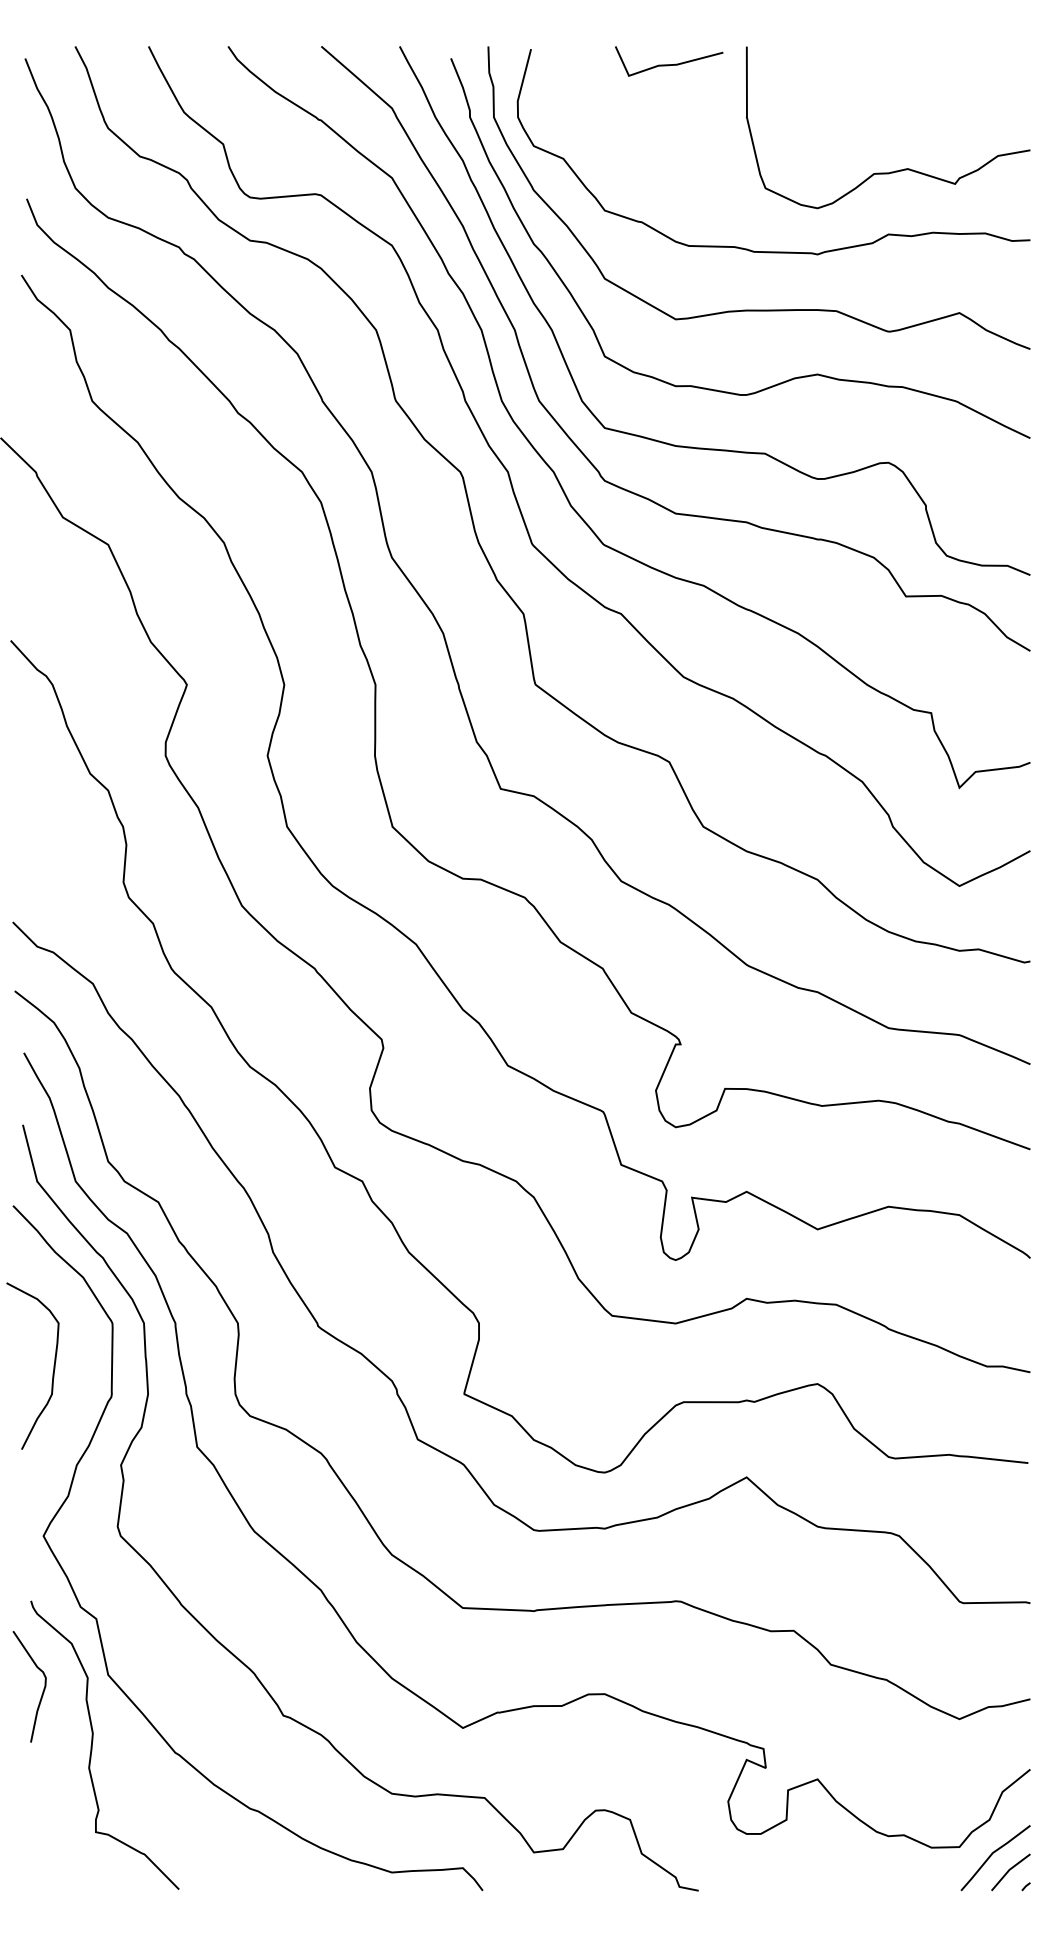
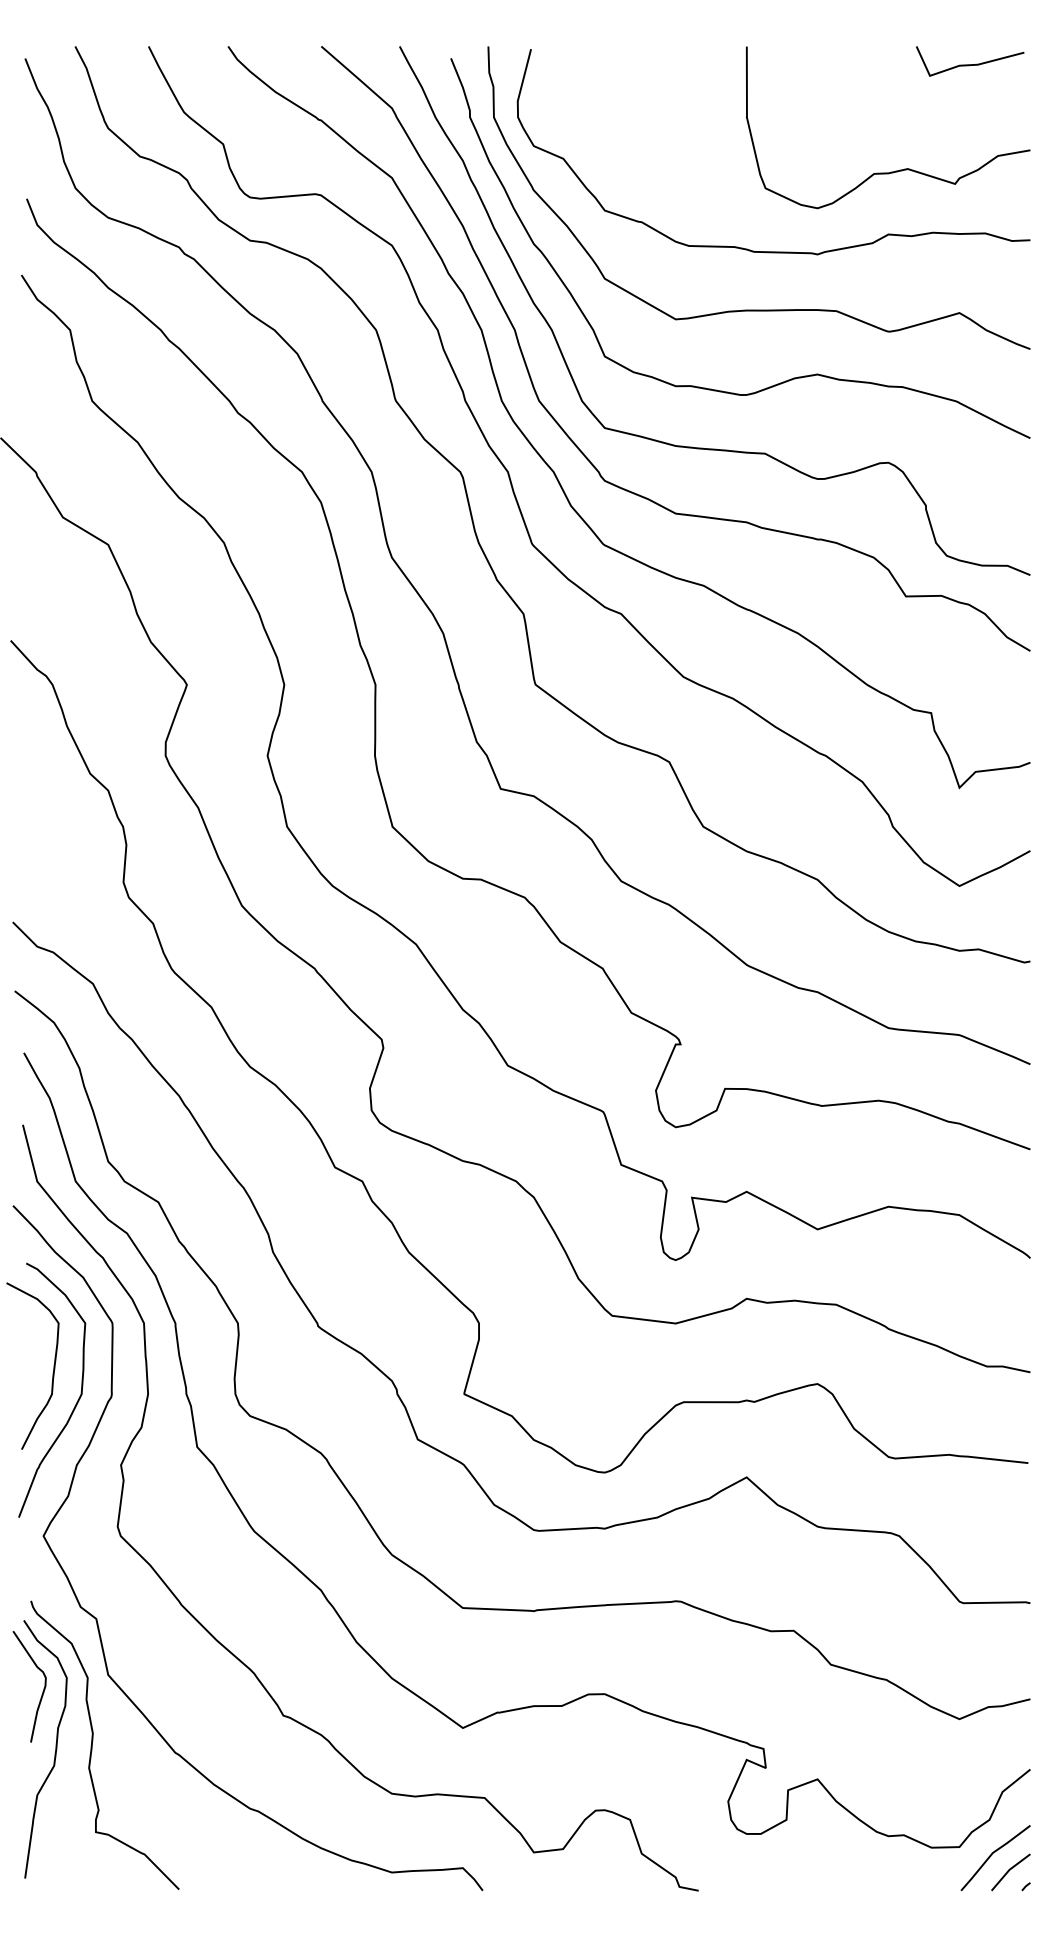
line position: (669, 64) -> (970, 64) (970, 64)
curve: none -> present (76, 1402)
curve: none -> present (54, 1753)
